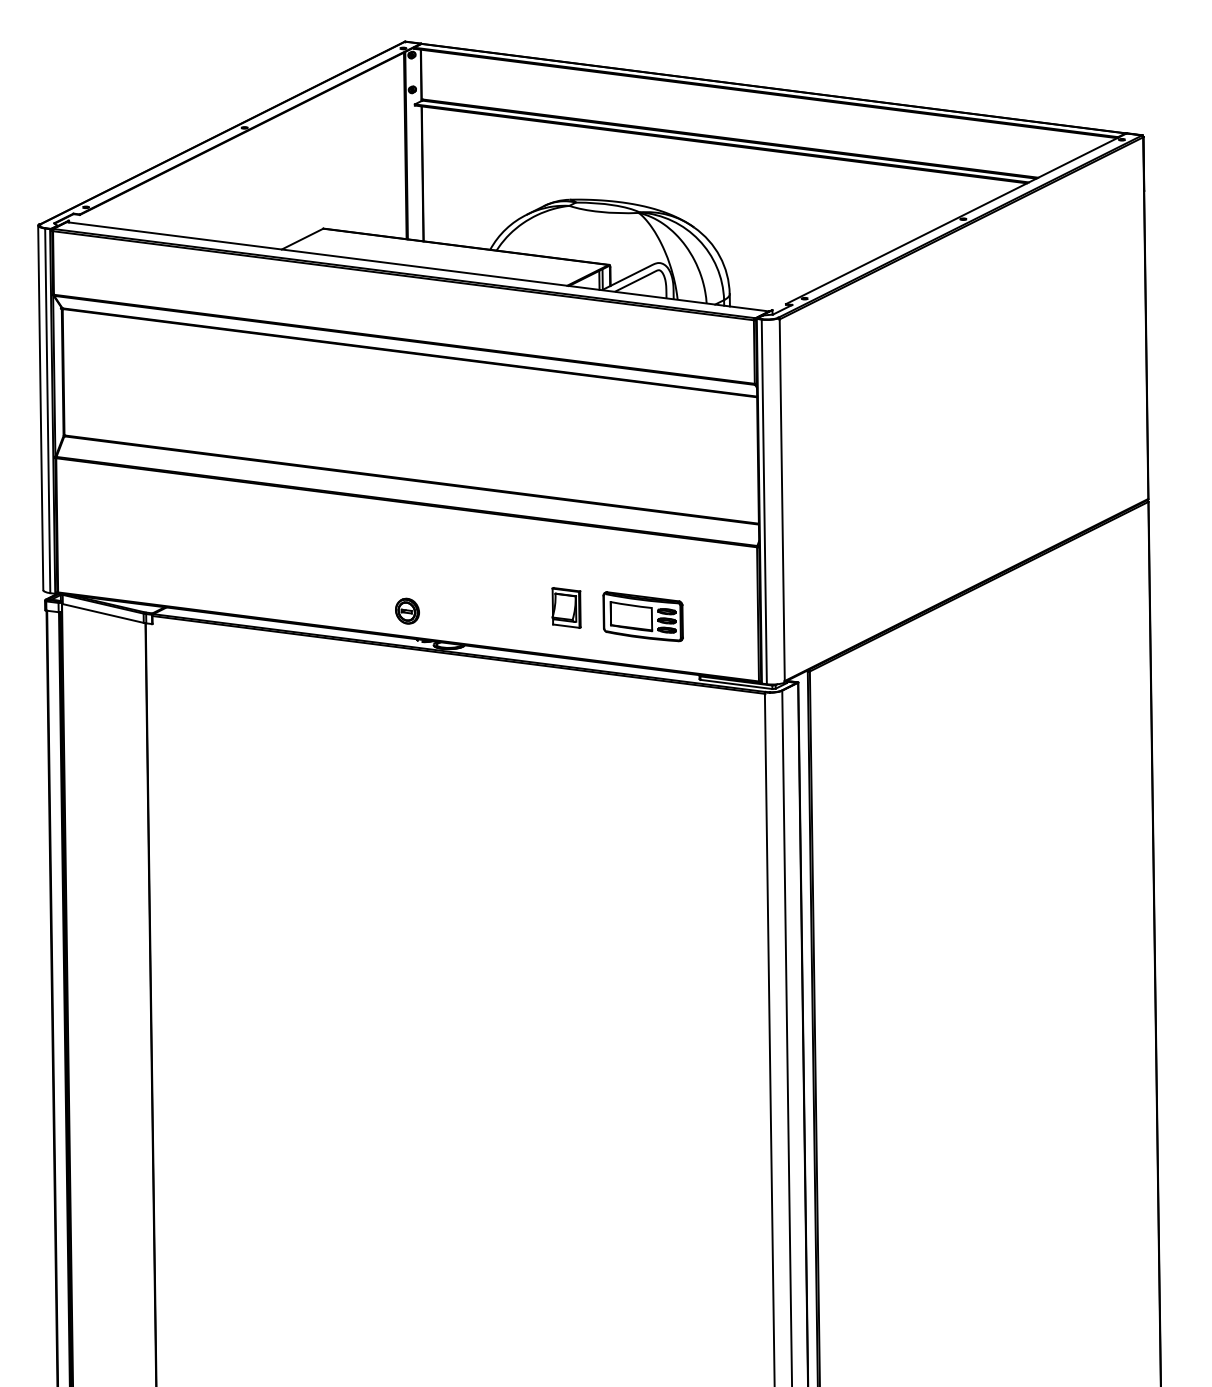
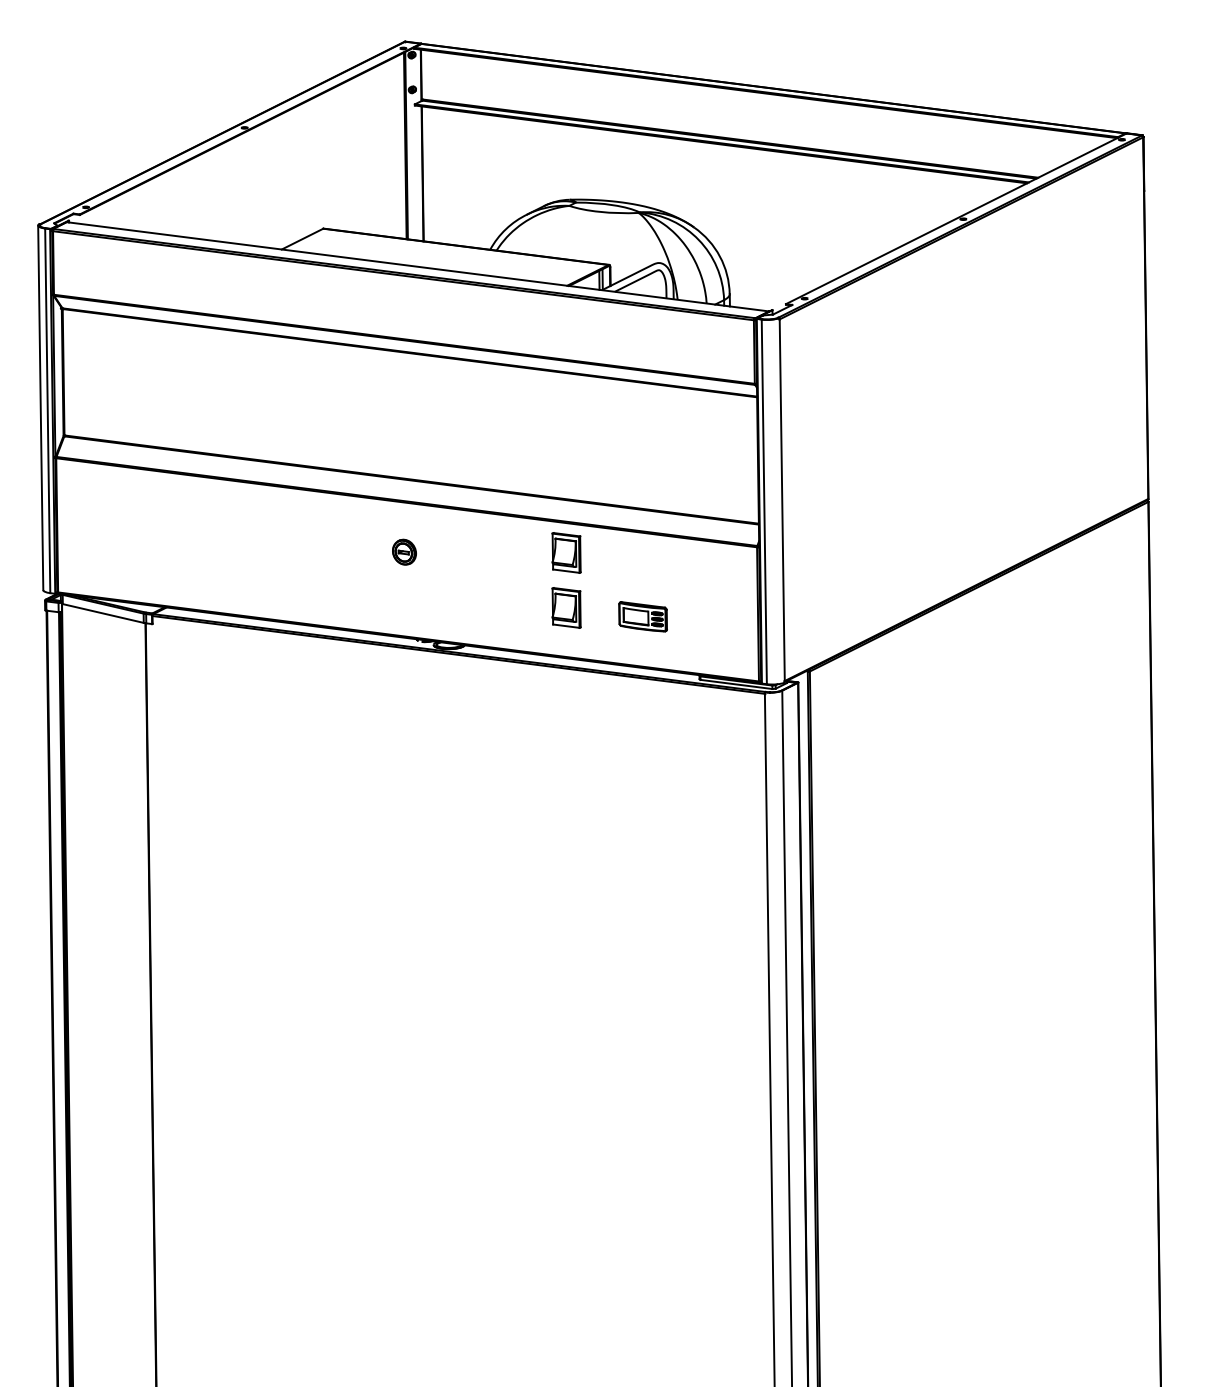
part: none -> present (566, 552)
part position: (407, 610) -> (404, 551) (404, 551)
part size: 82x52 px -> 50x32 px (642, 616)
